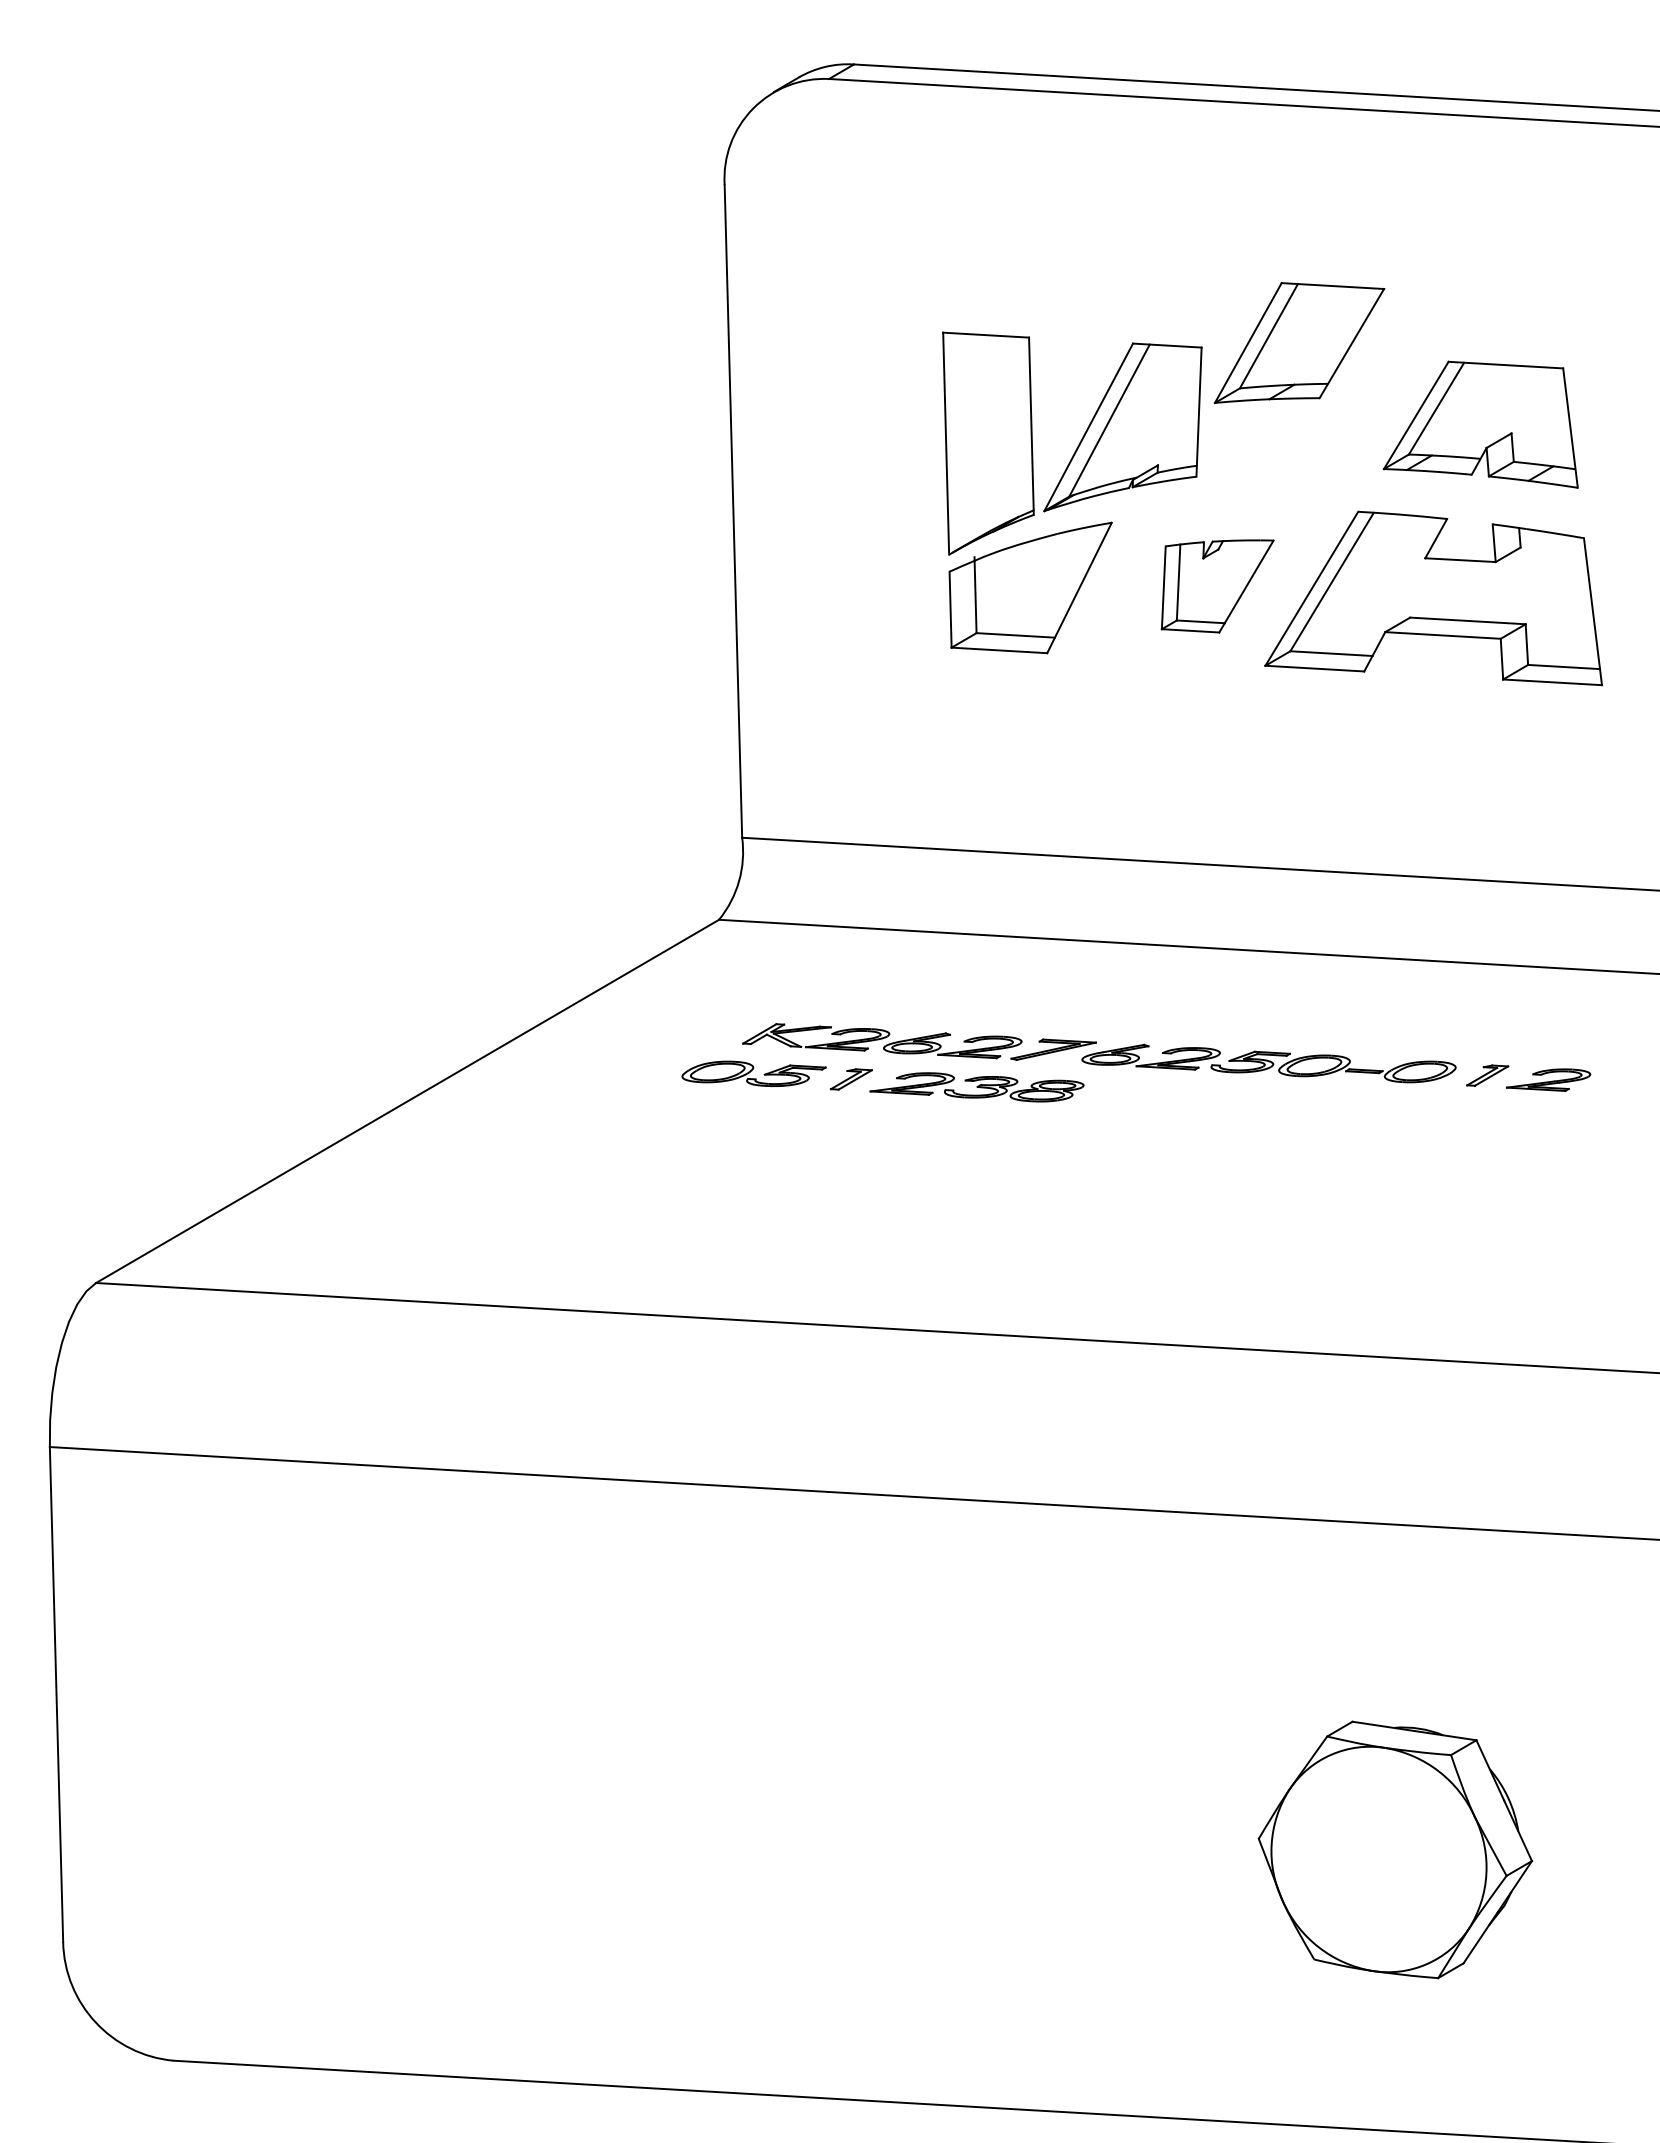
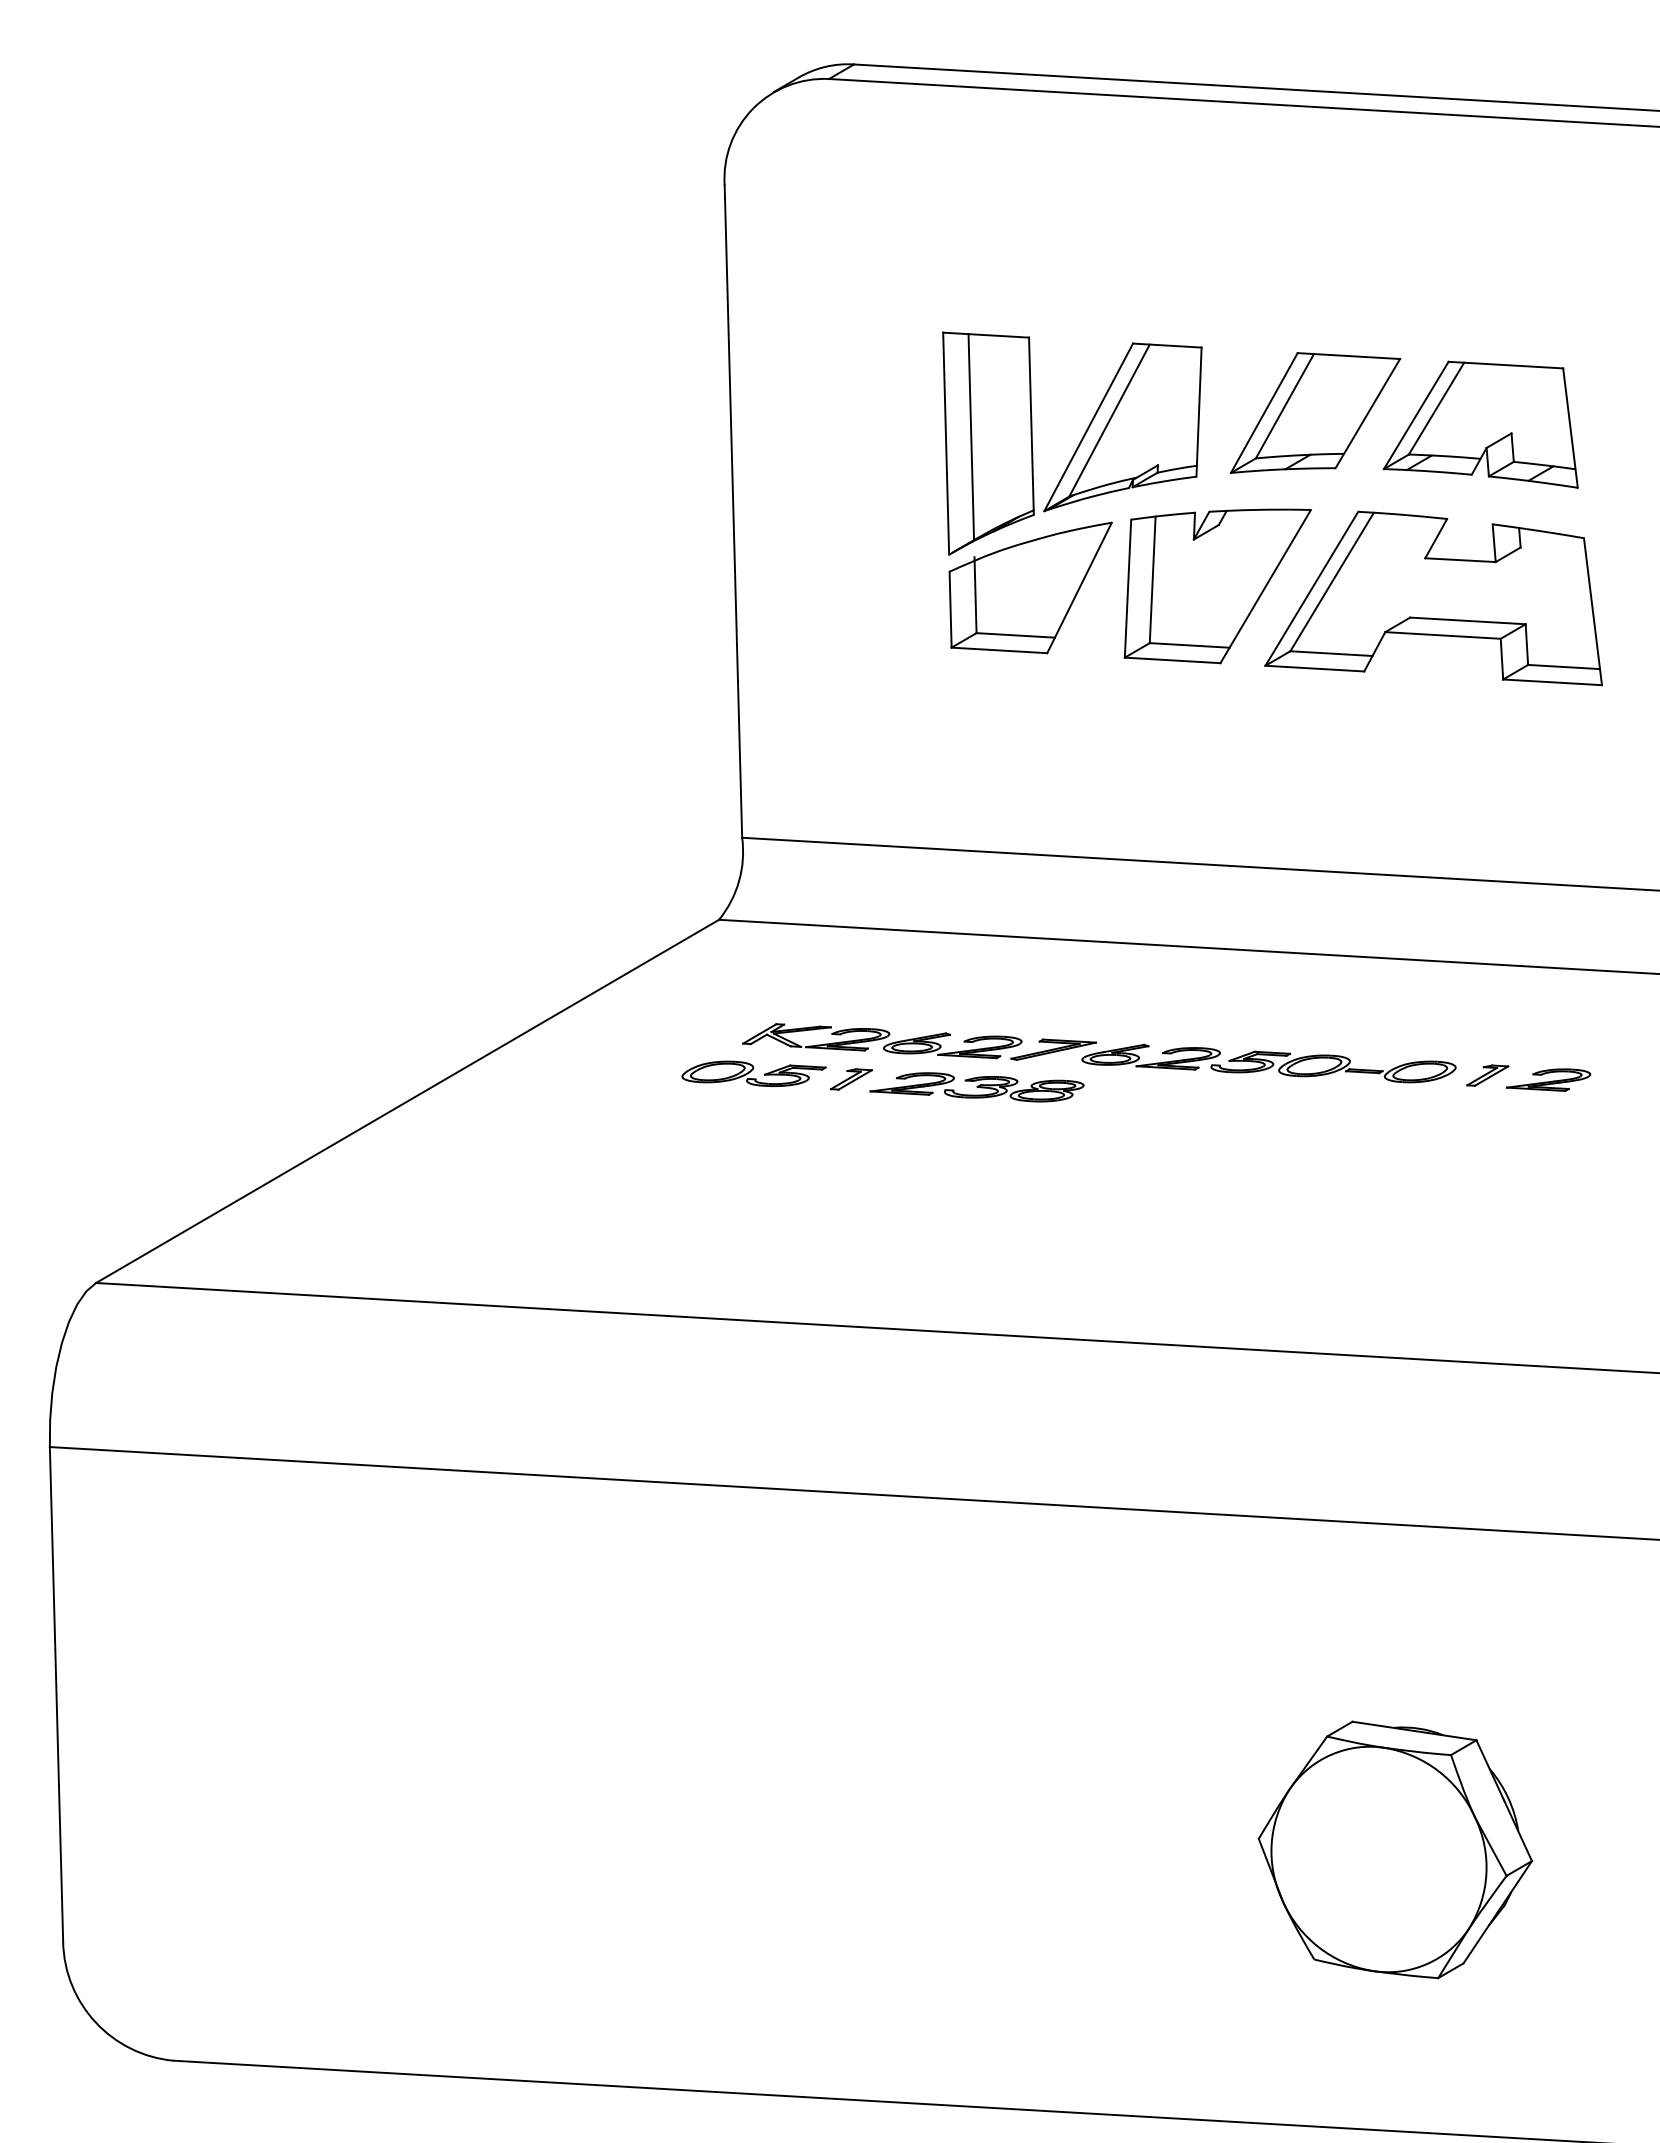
part position: (1299, 342) -> (1315, 412) (1315, 412)
line: none -> present (971, 437)
part size: 115x95 px -> 189x157 px (1217, 586)
